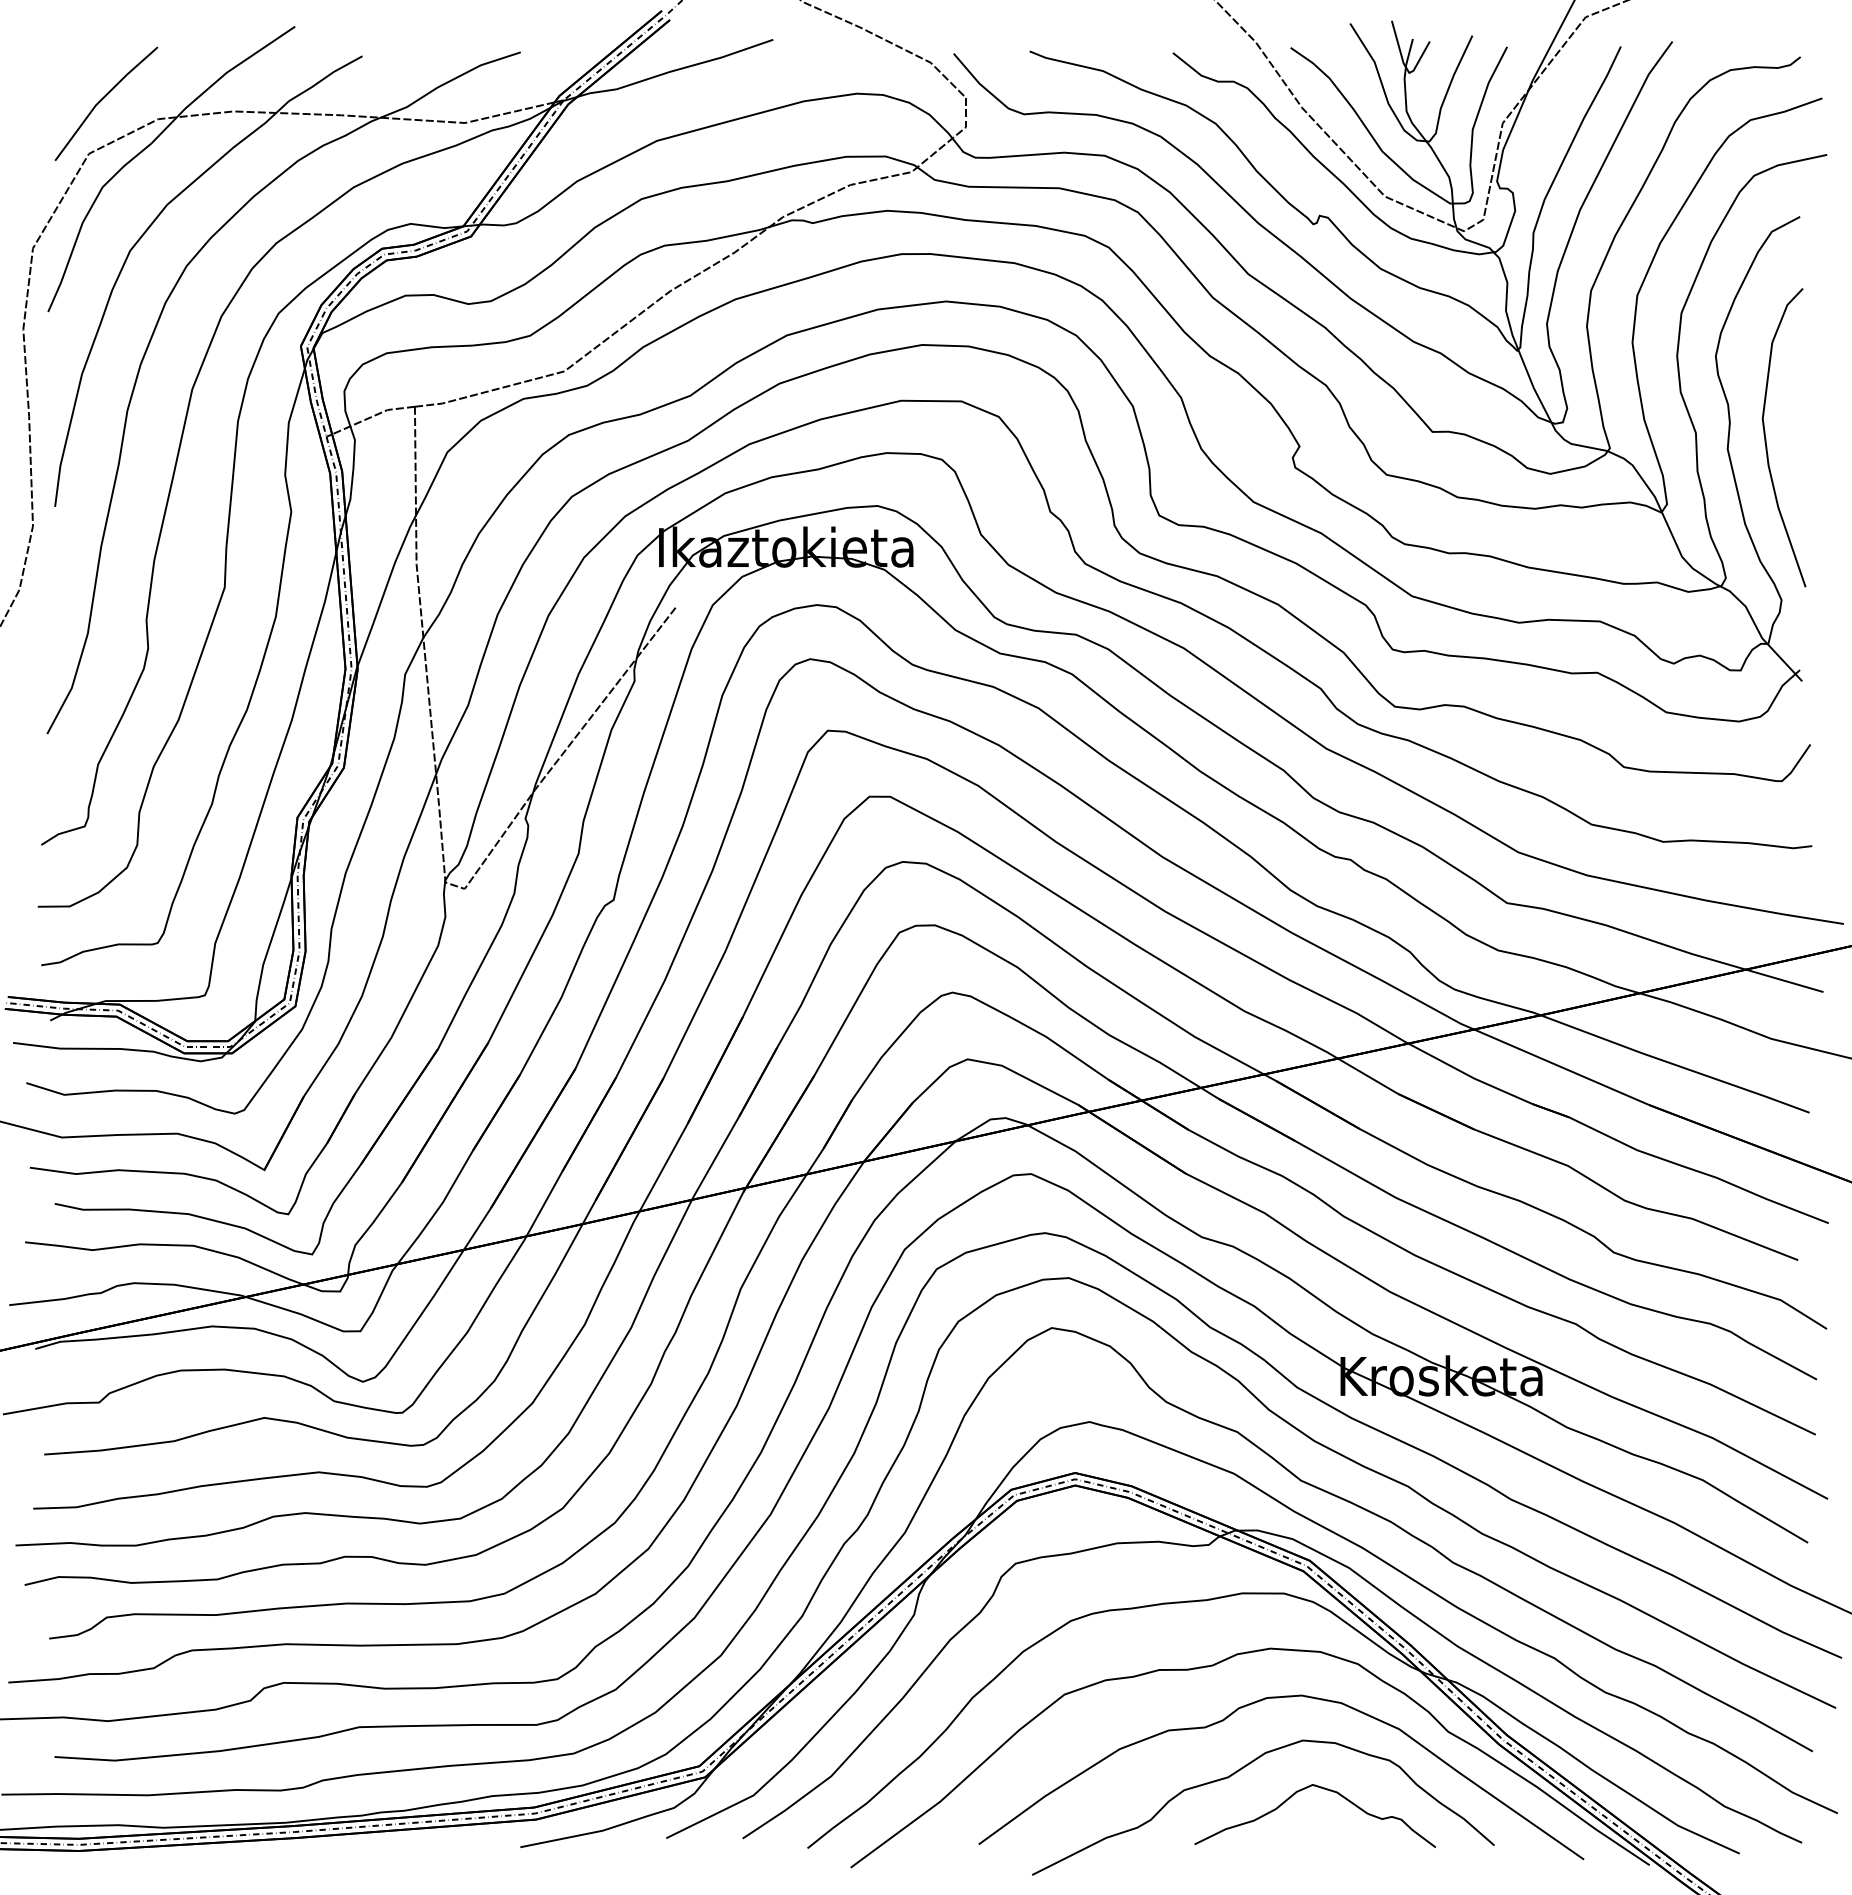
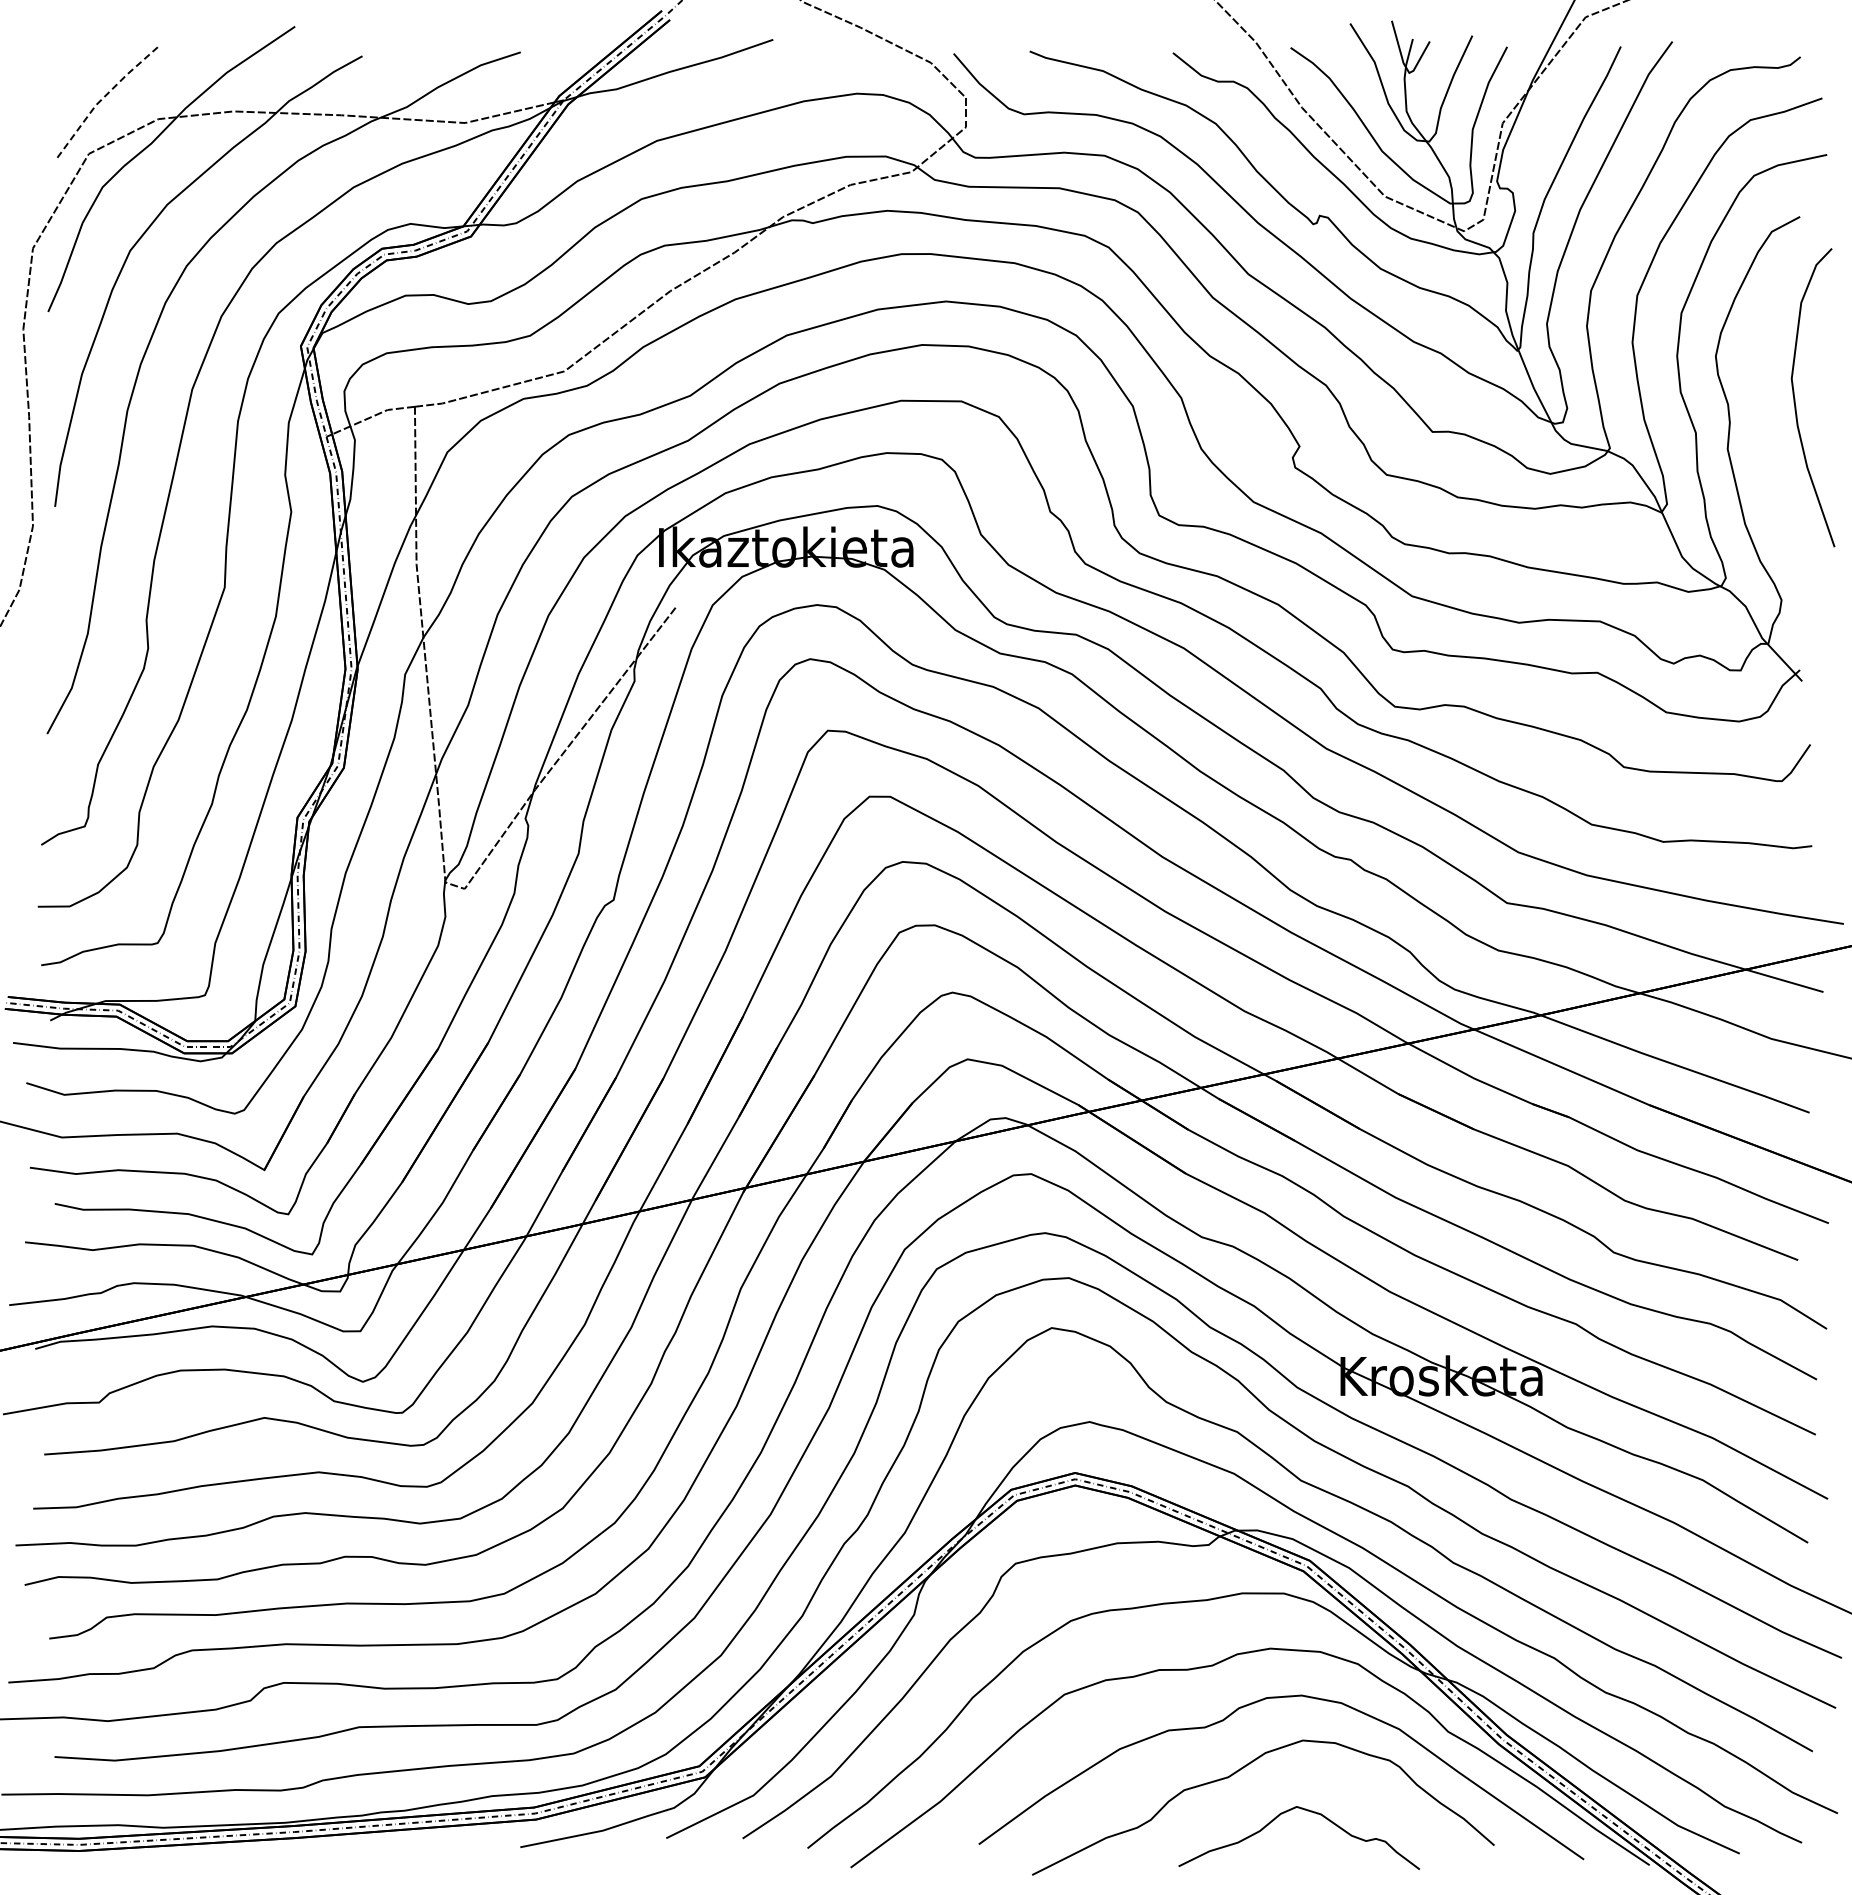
line: solid -> dashed (101, 99)
curve position: (1766, 438) -> (1795, 398) (1795, 398)
curve position: (1323, 1789) -> (1307, 1811) (1307, 1811)
